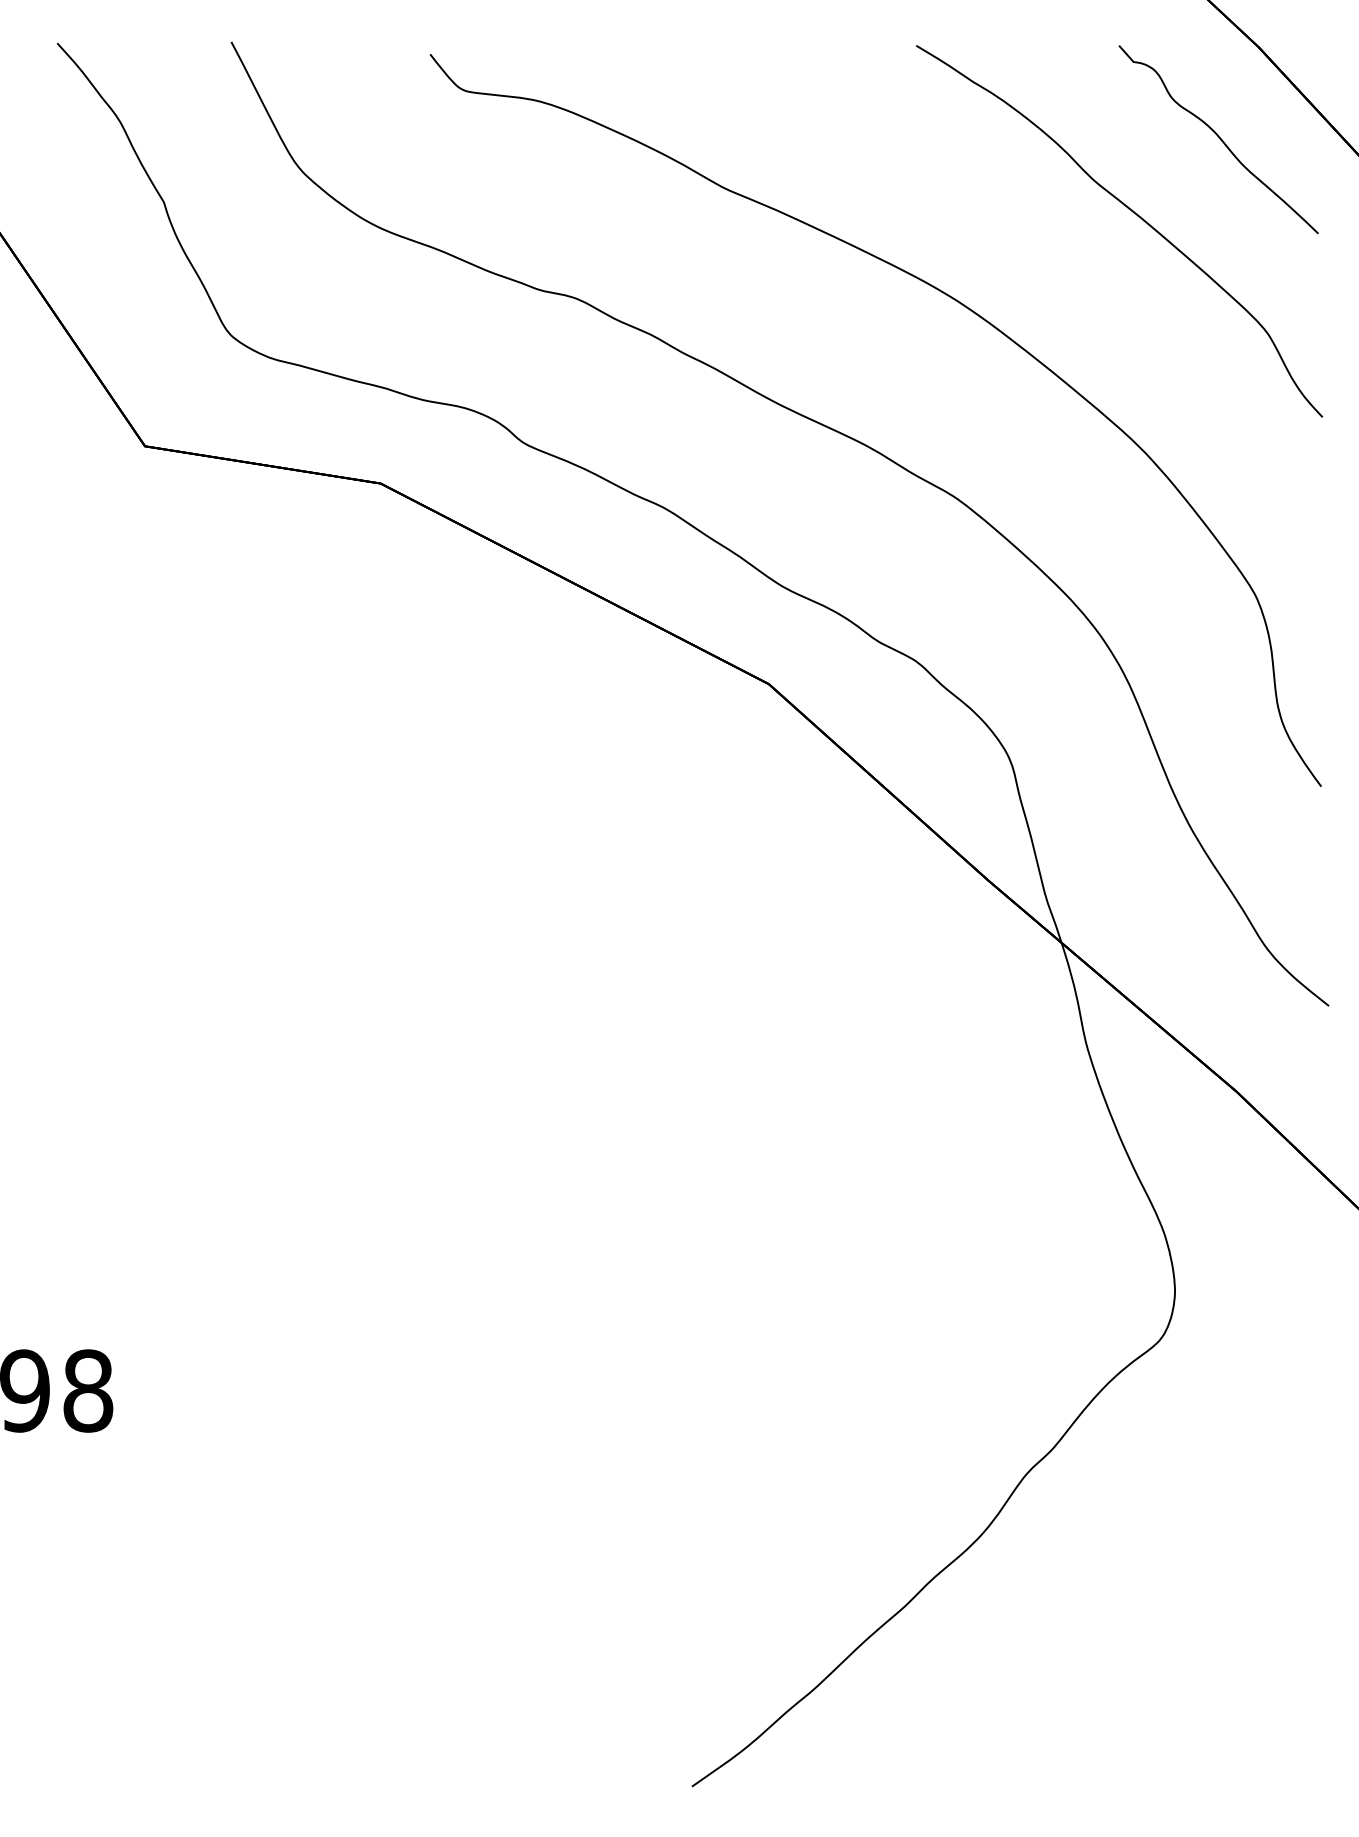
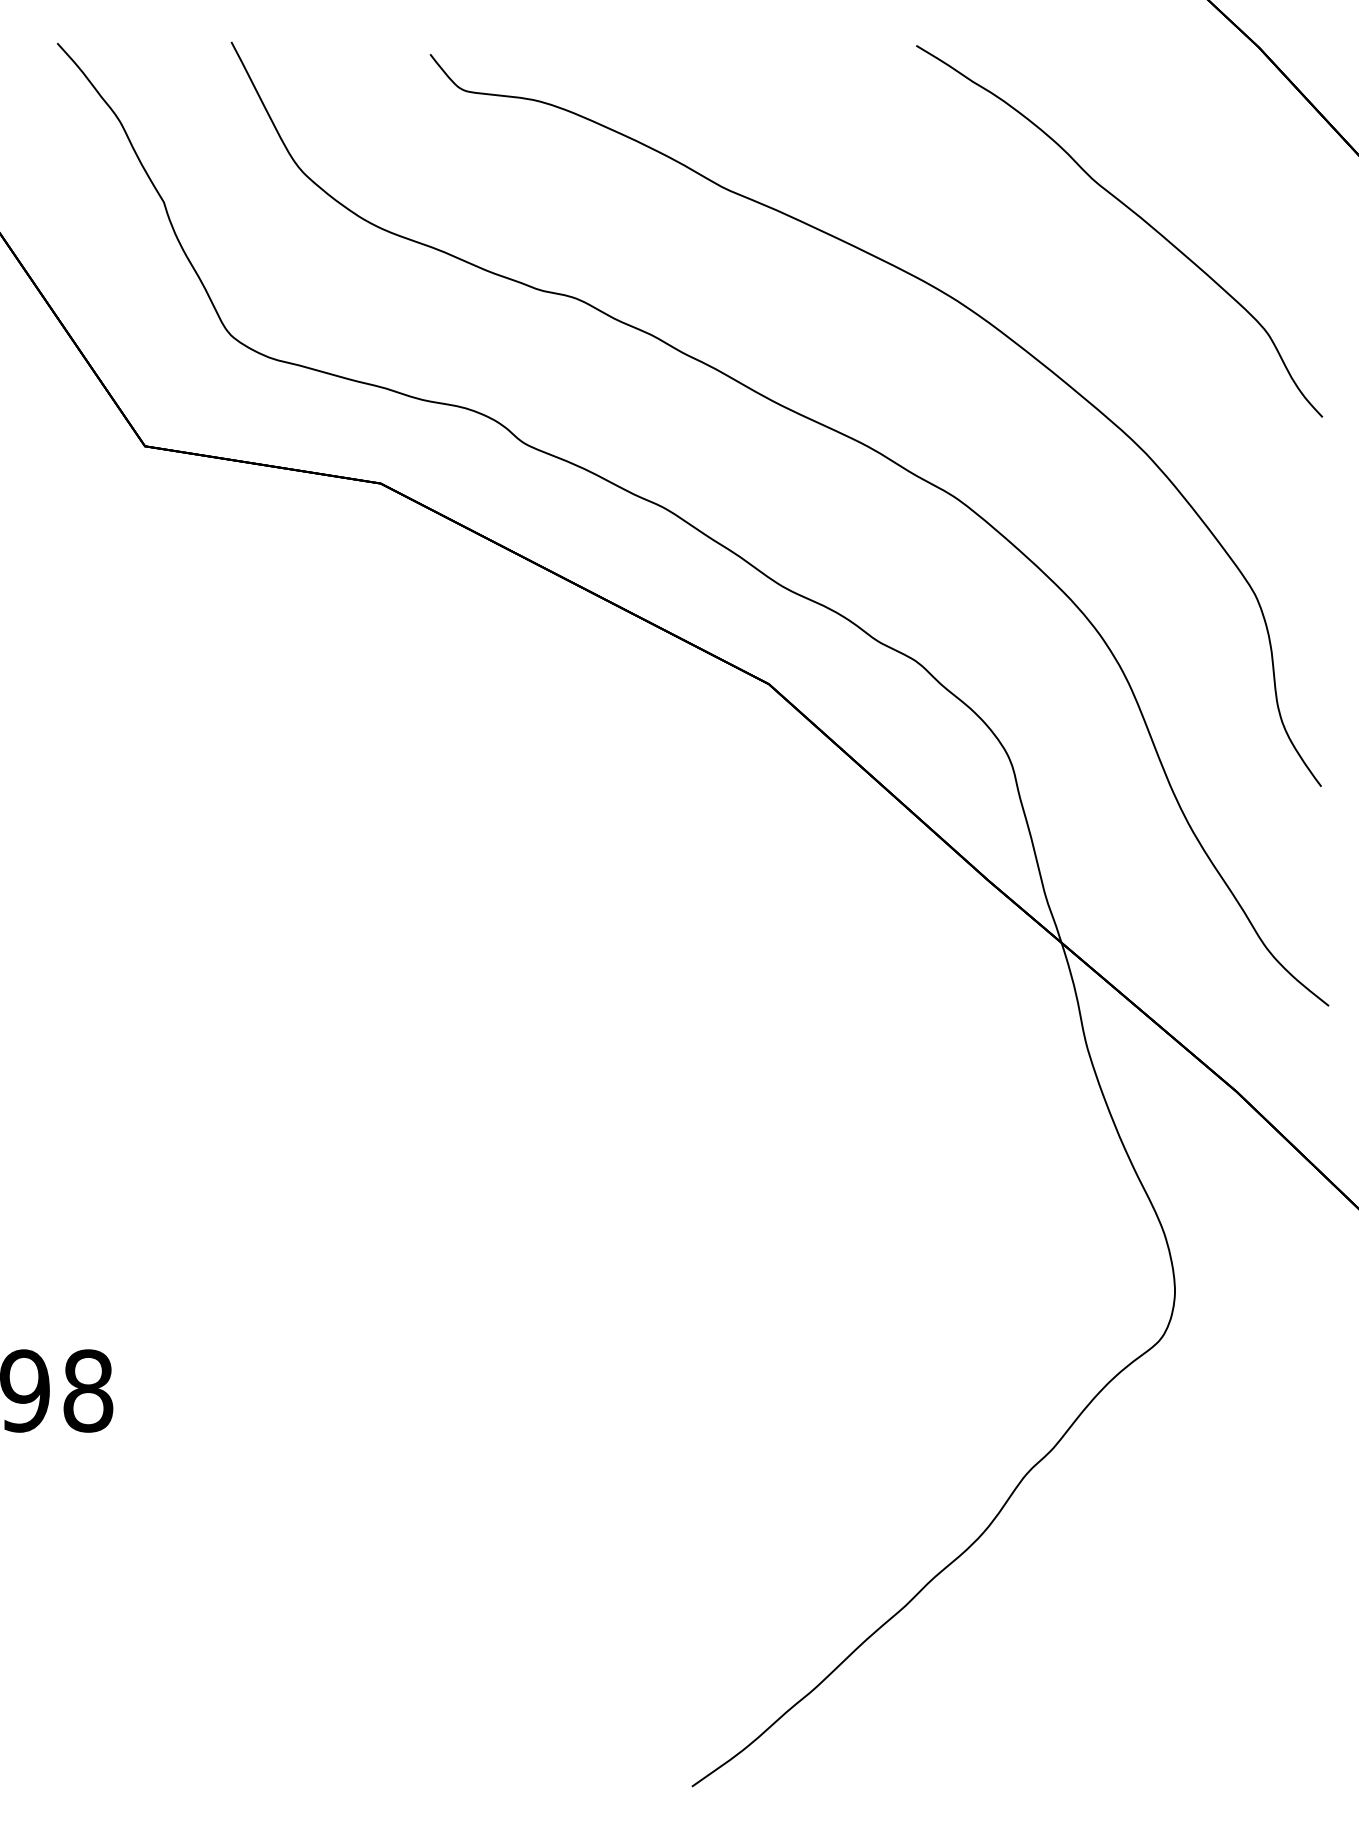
curve: present -> none (1219, 139)
